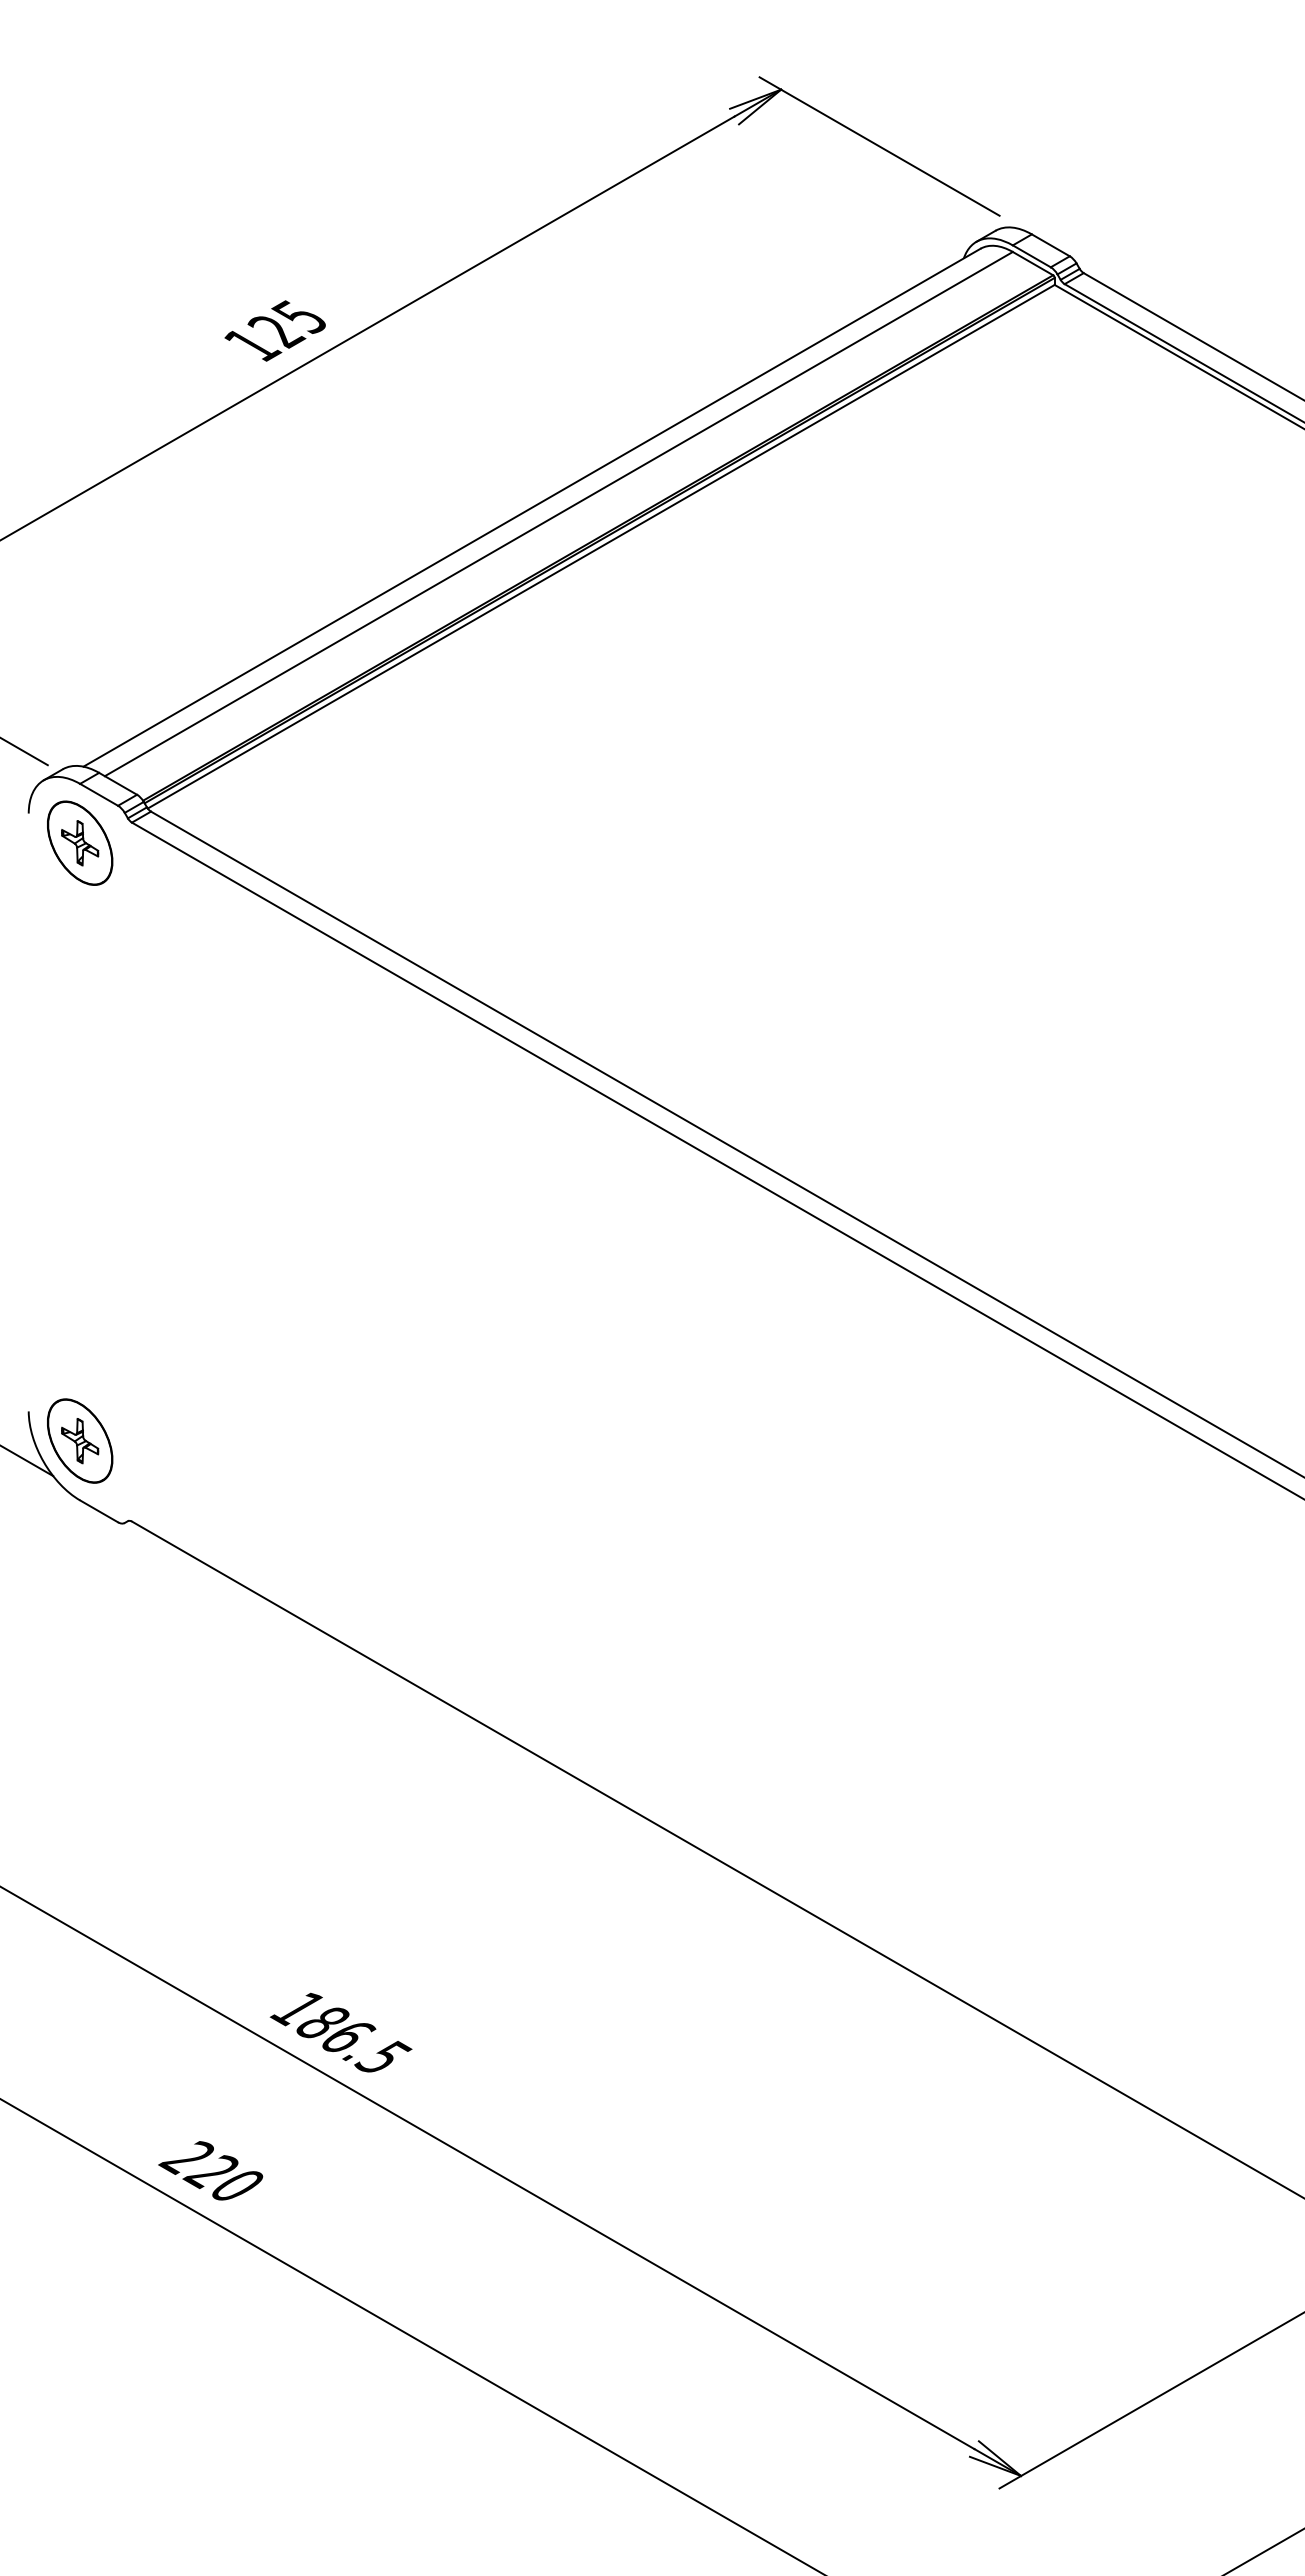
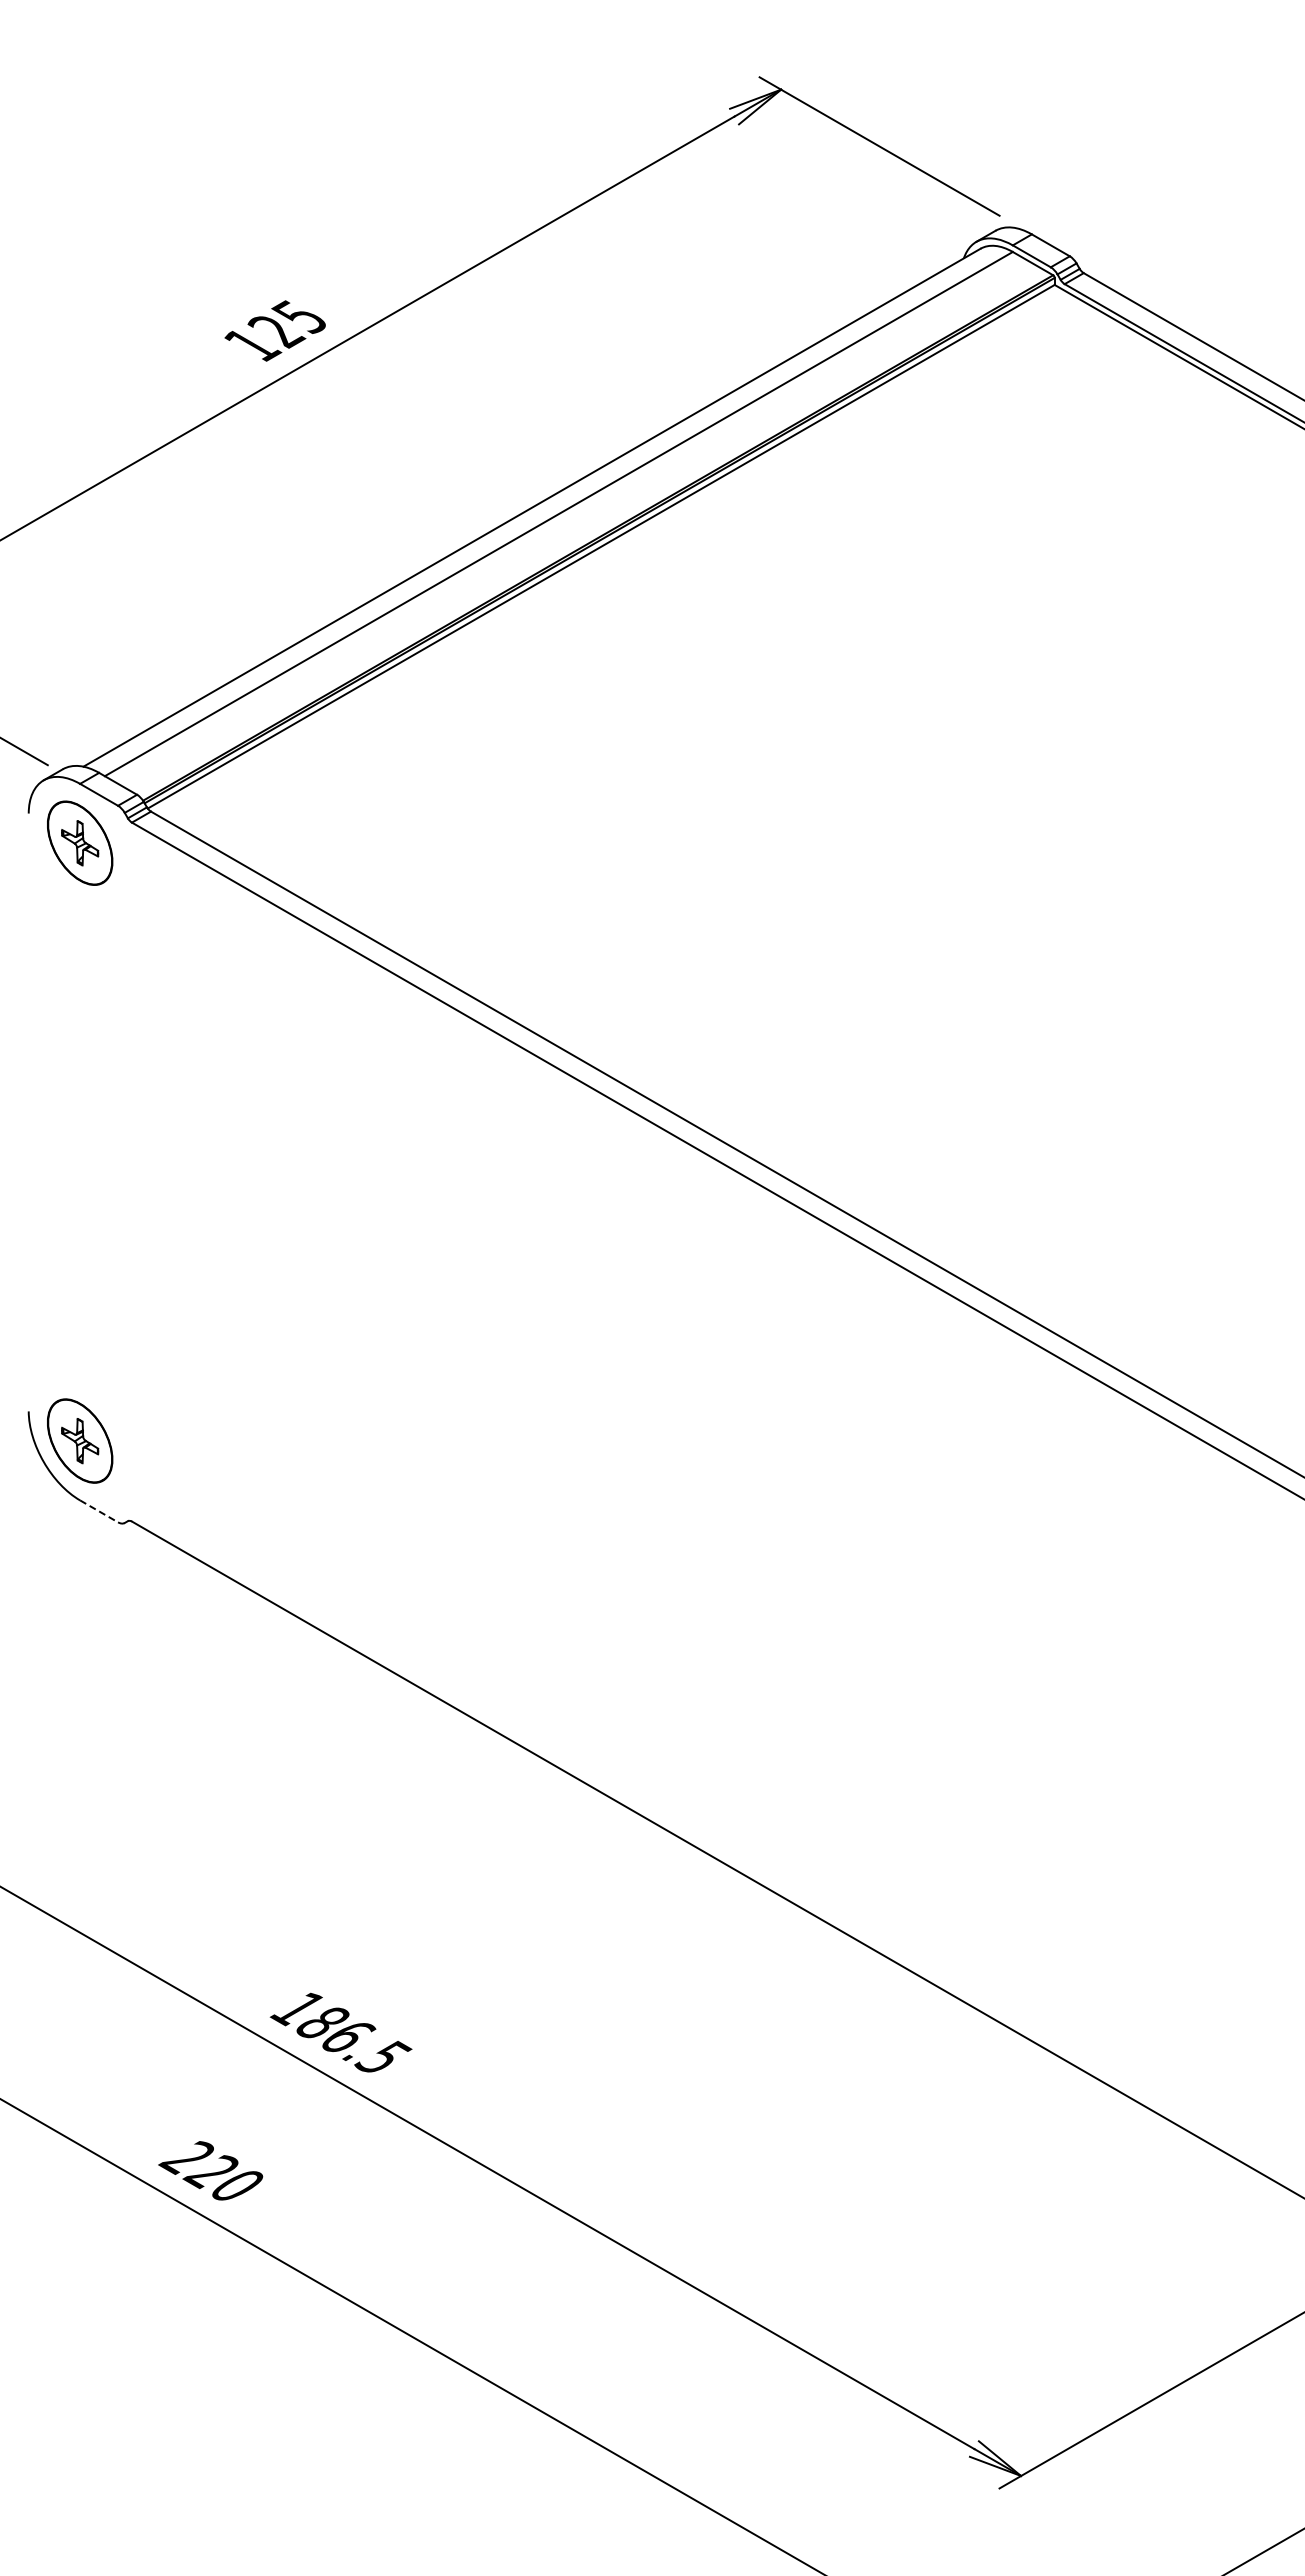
line: present -> none (27, 1461)
line: solid -> dashed (99, 1511)
